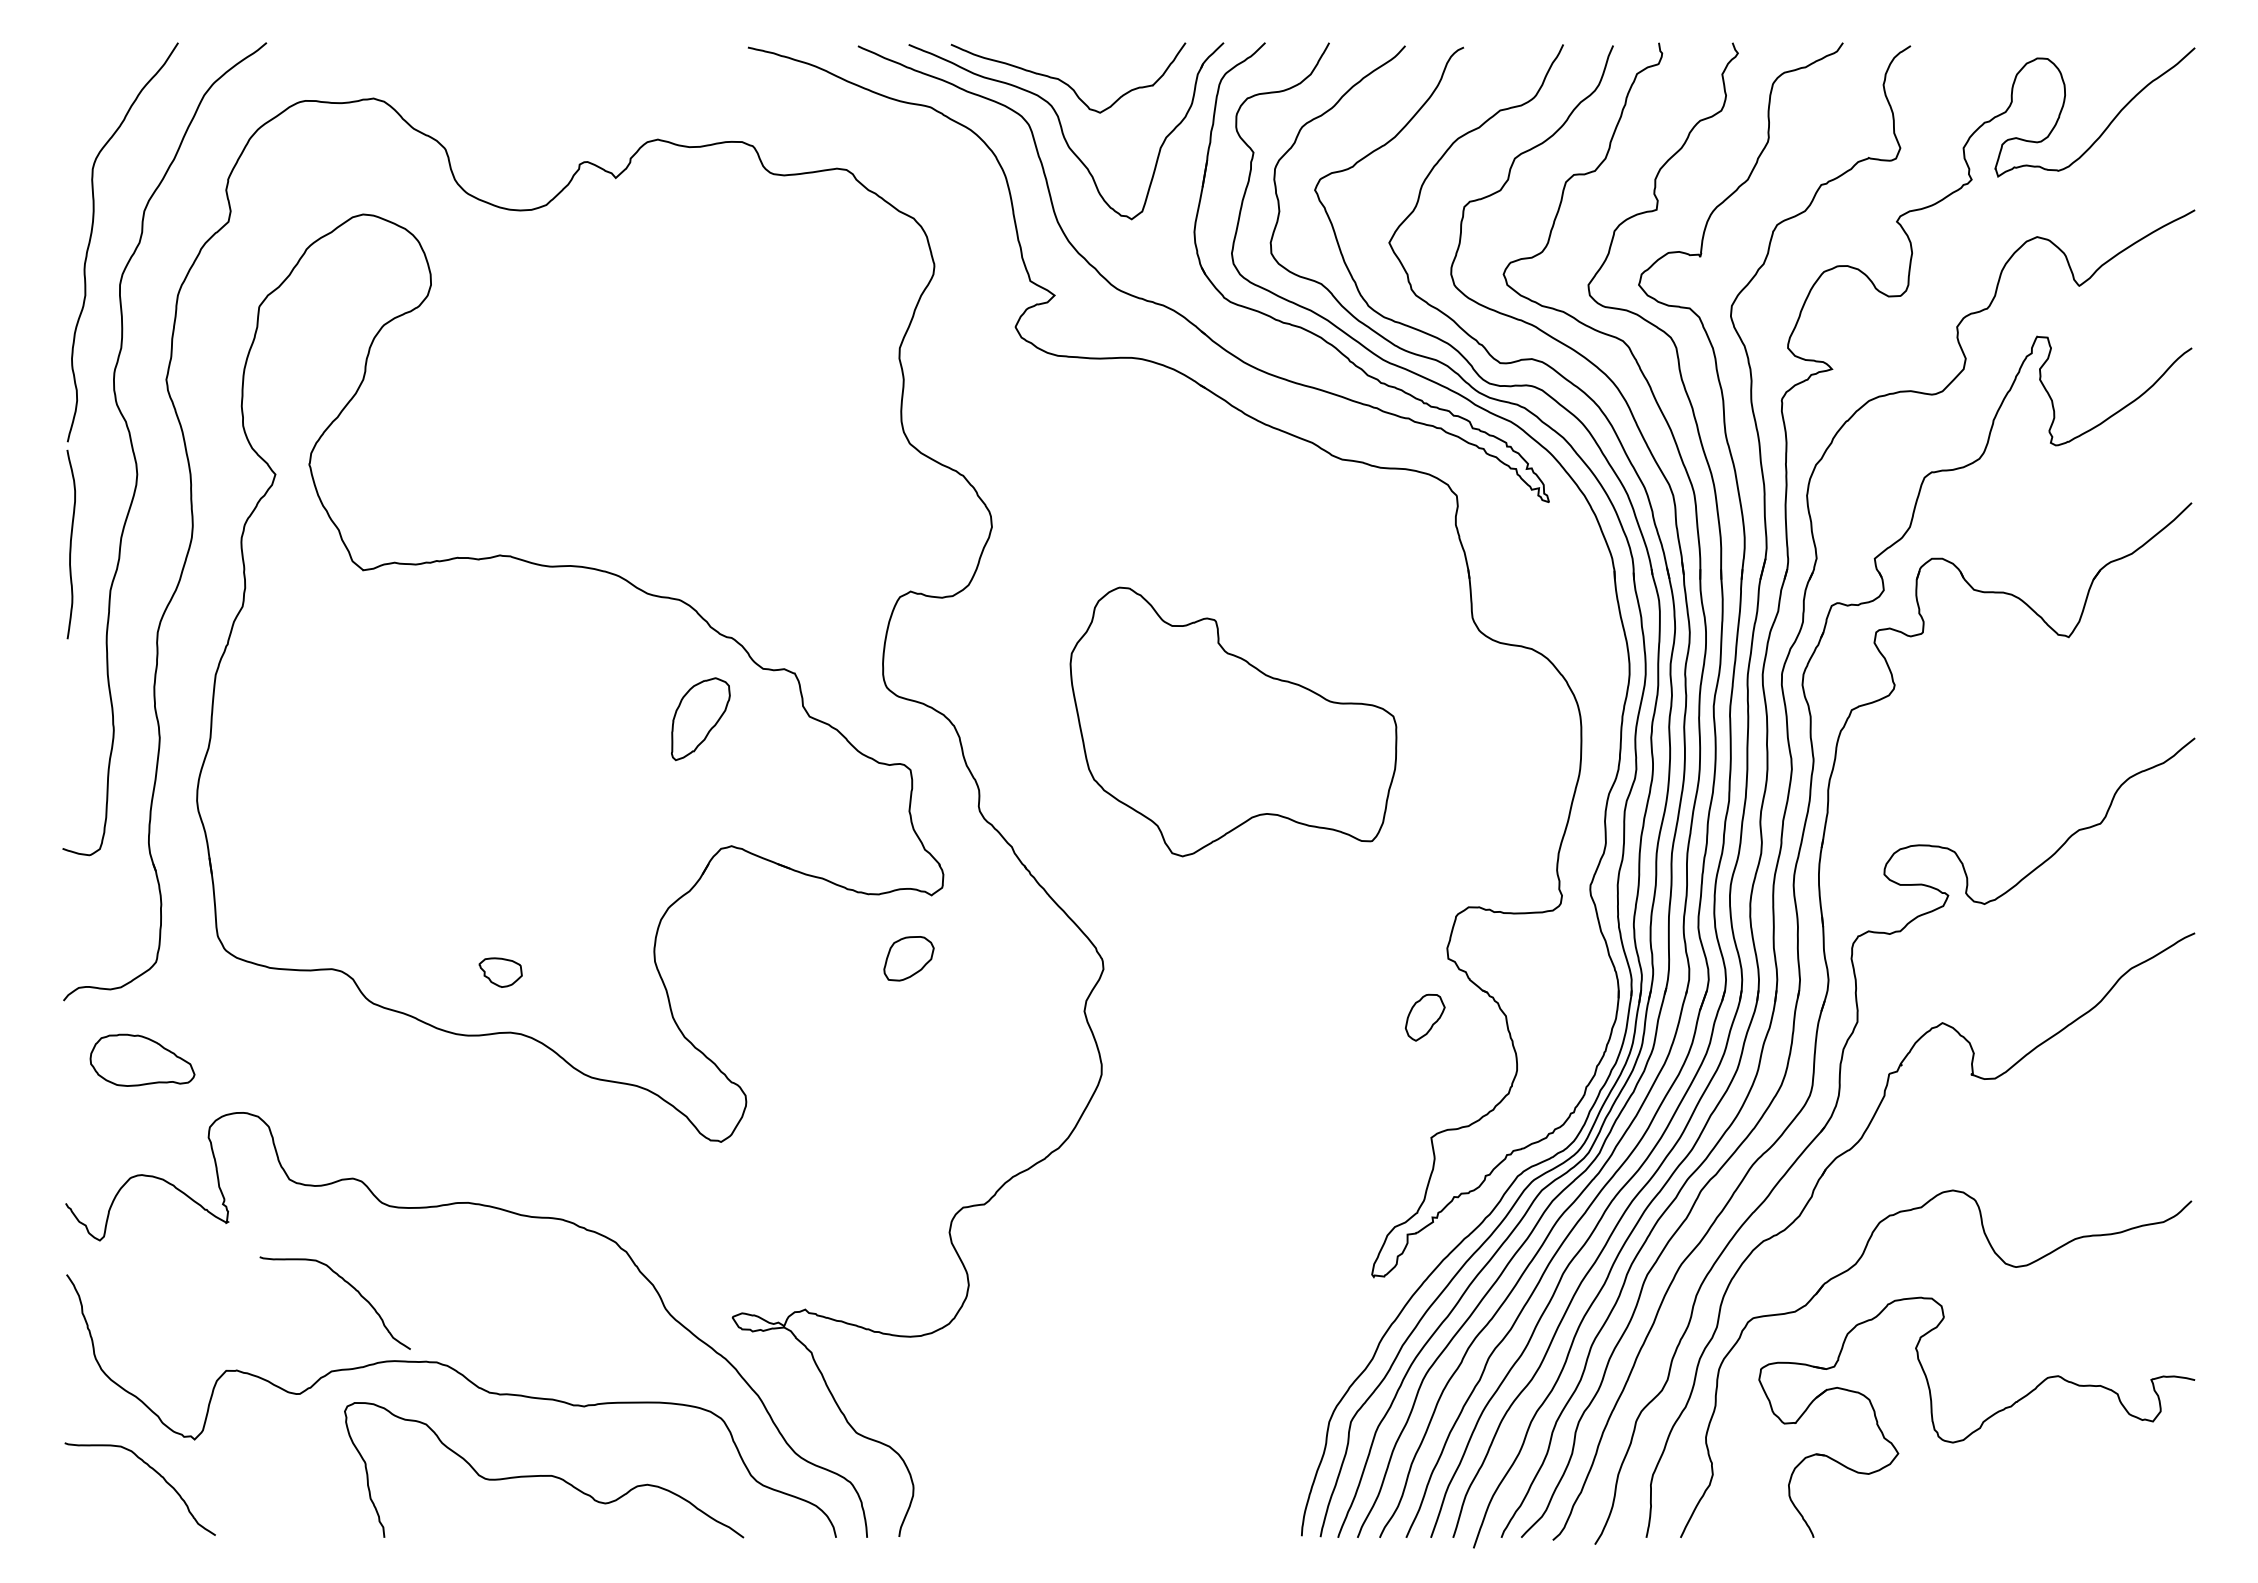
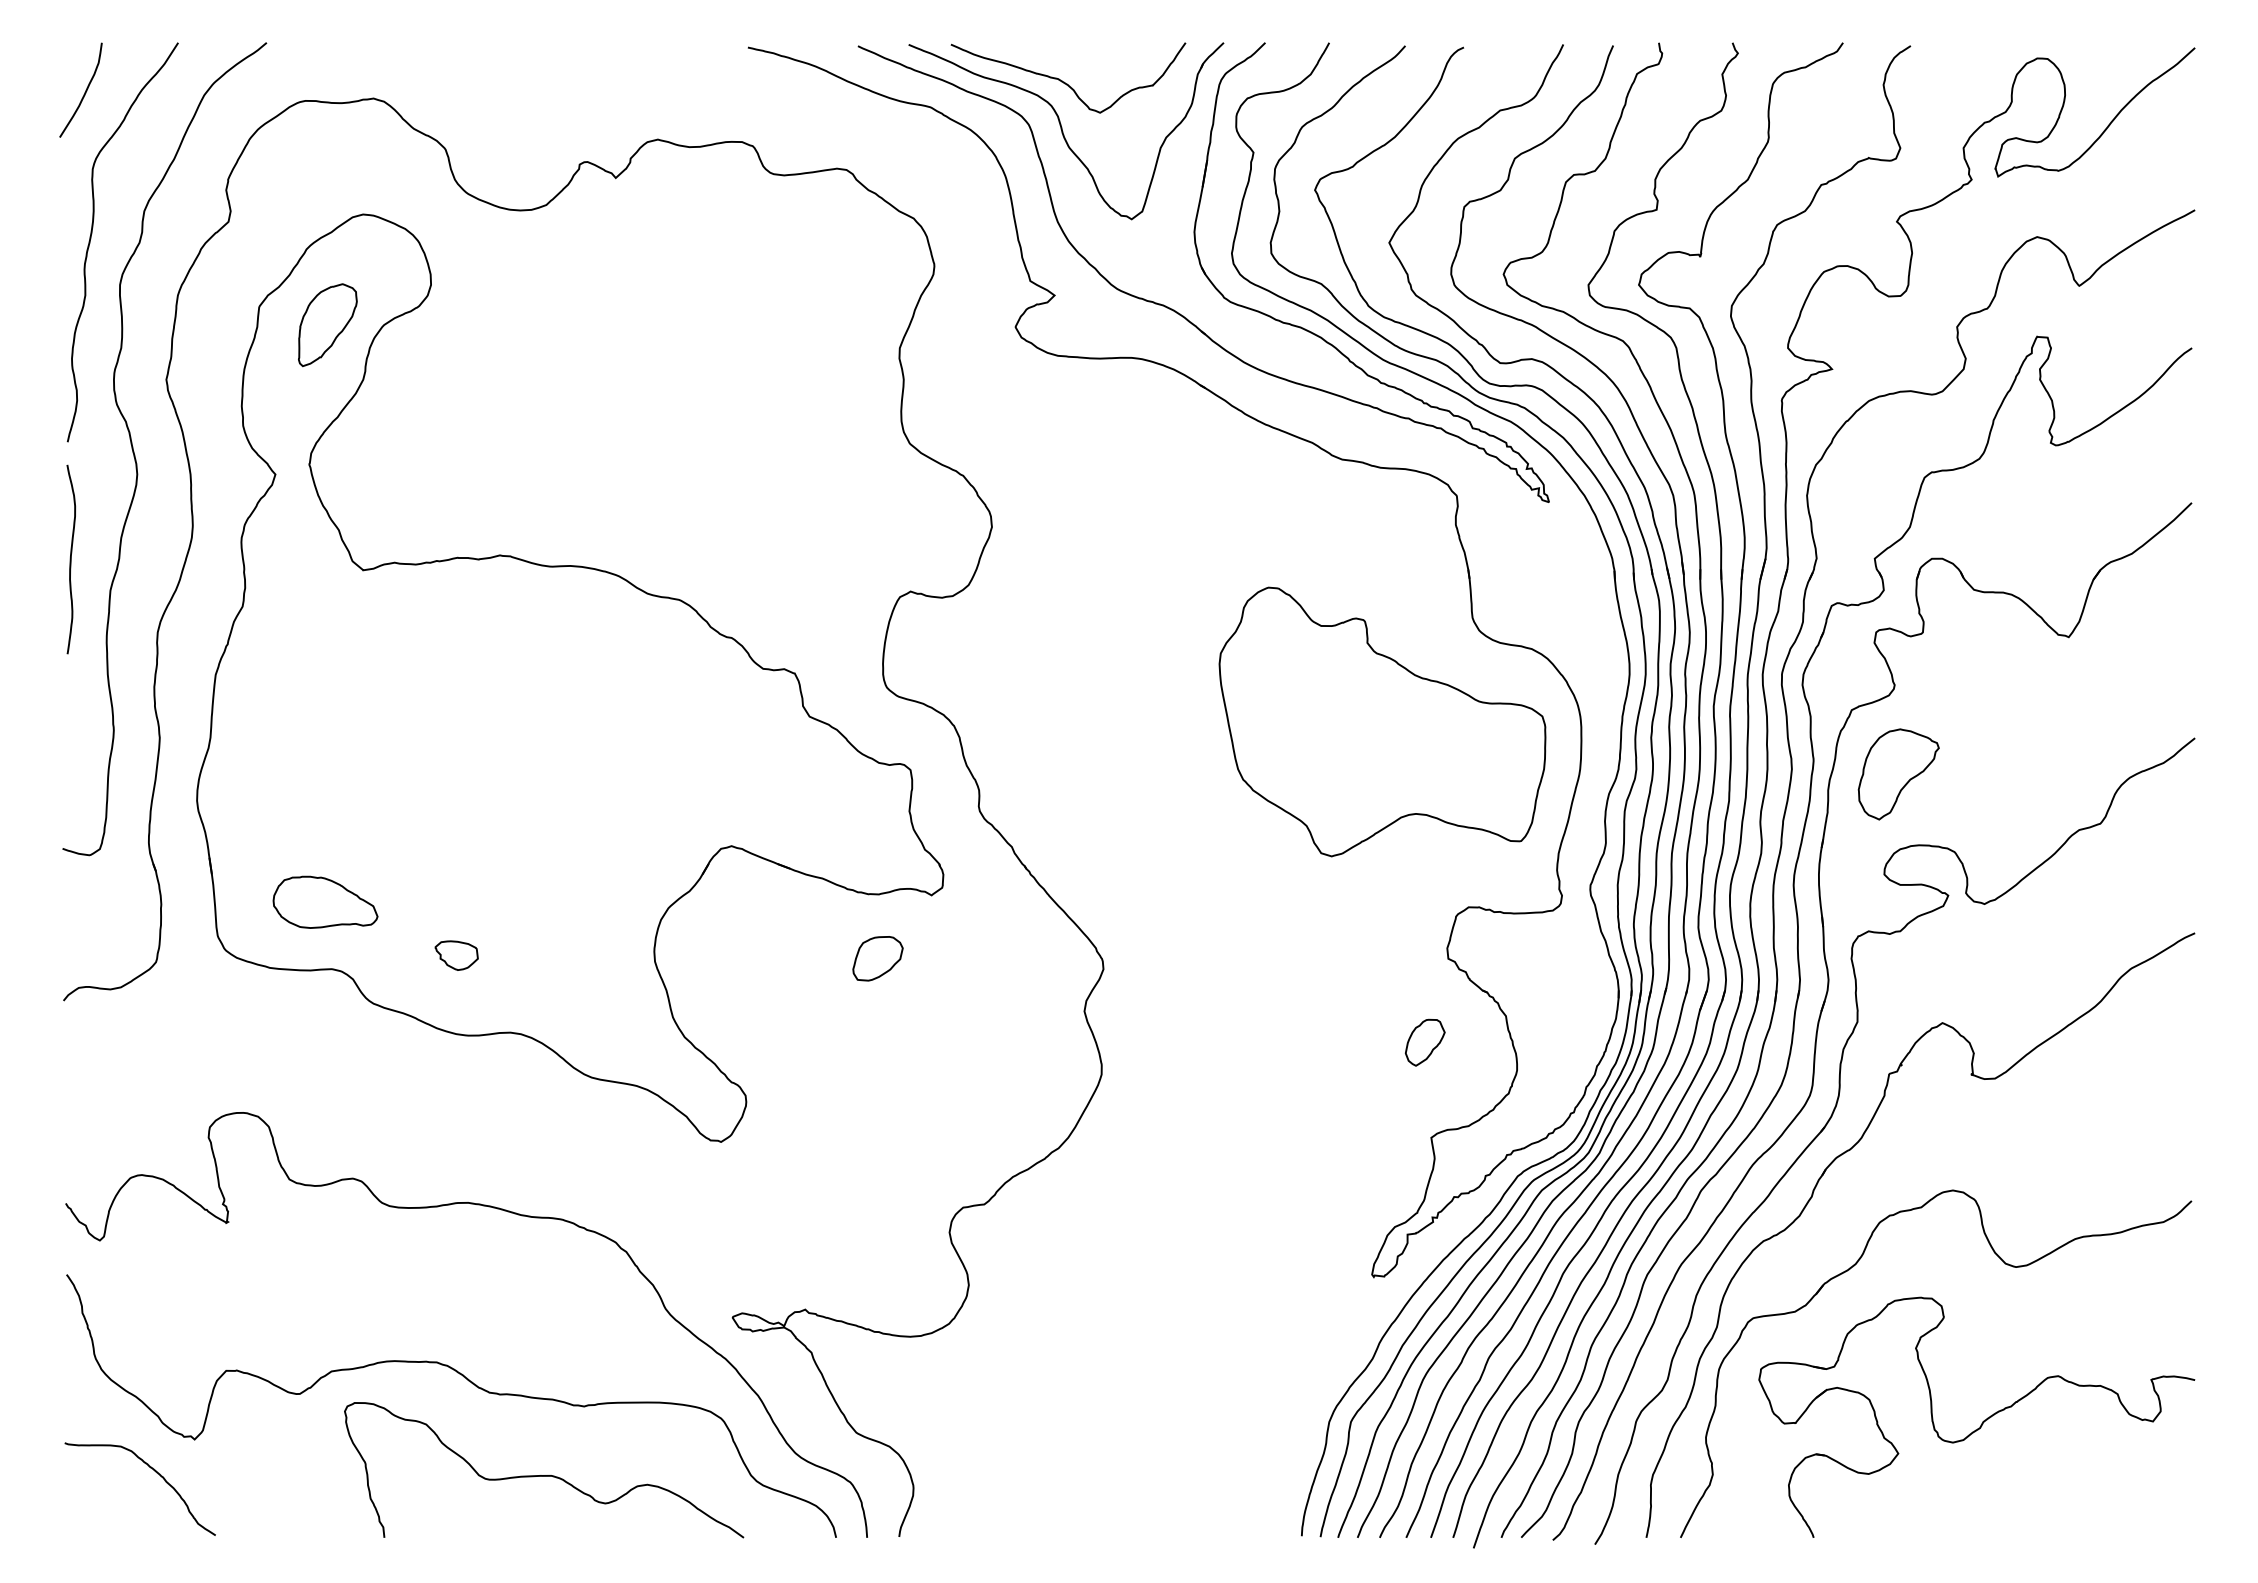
curve: none -> present (84, 92)
curve position: (71, 544) -> (71, 559) (71, 559)
part position: (700, 719) -> (327, 325) (327, 325)
part position: (1233, 721) -> (1382, 721) (1382, 721)
part: none -> present (1898, 774)
part position: (908, 958) -> (877, 958) (877, 958)
part position: (500, 972) -> (456, 955) (456, 955)
part position: (1424, 1017) -> (1424, 1042) (1424, 1042)
part position: (142, 1059) -> (325, 901) (325, 901)
curve: present -> none (350, 1286)
